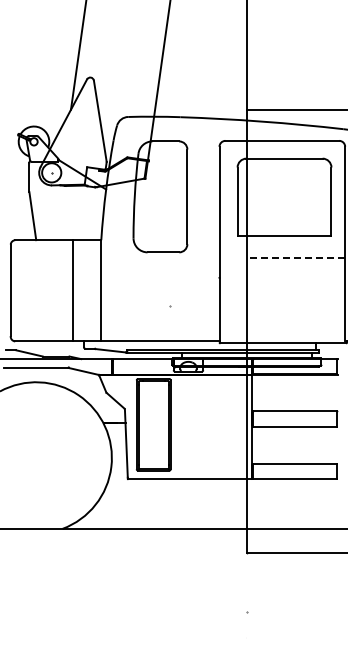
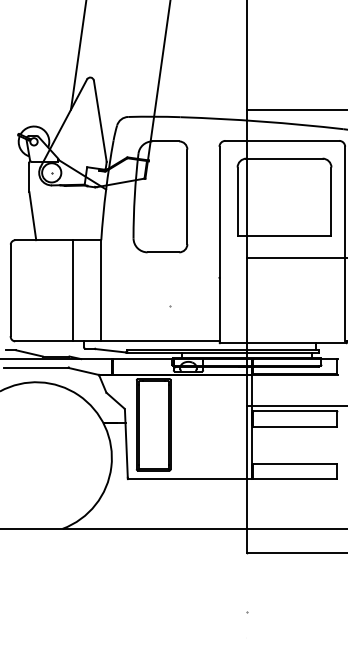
line: dashed -> solid (296, 257)
line: none -> present (295, 405)
